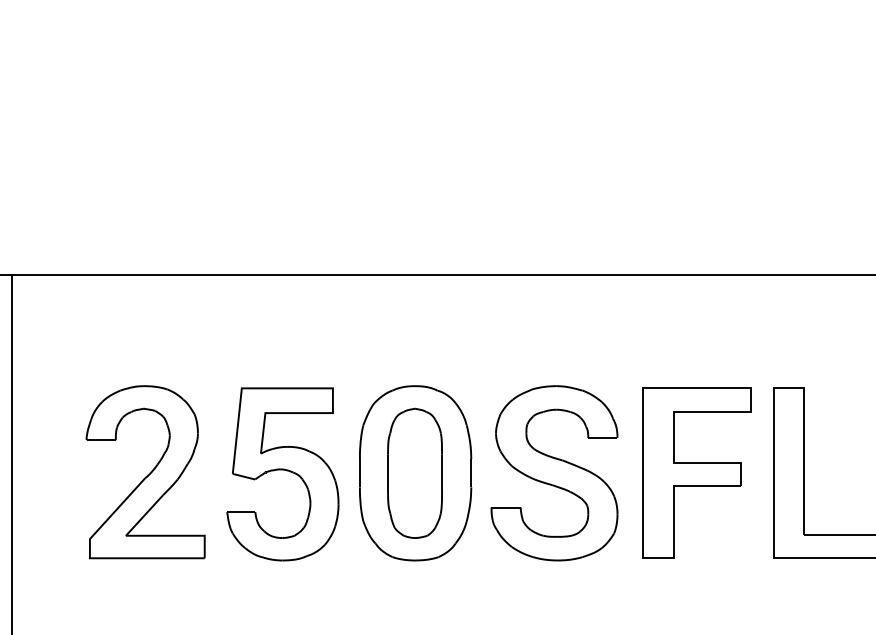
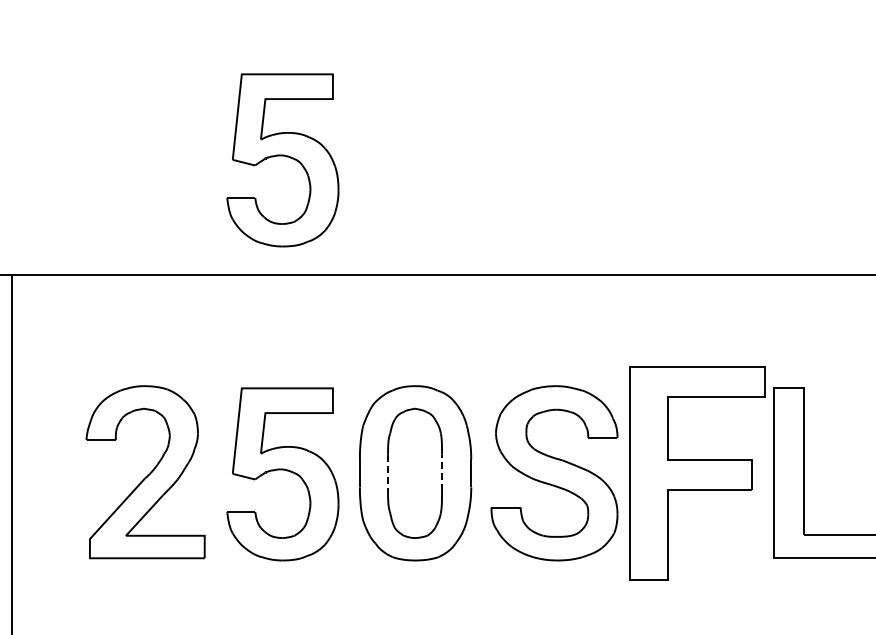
part: none -> present (282, 160)
line: solid -> dashed (388, 472)
line: solid -> dashed (442, 472)
part size: 110x172 px -> 137x215 px (697, 473)
